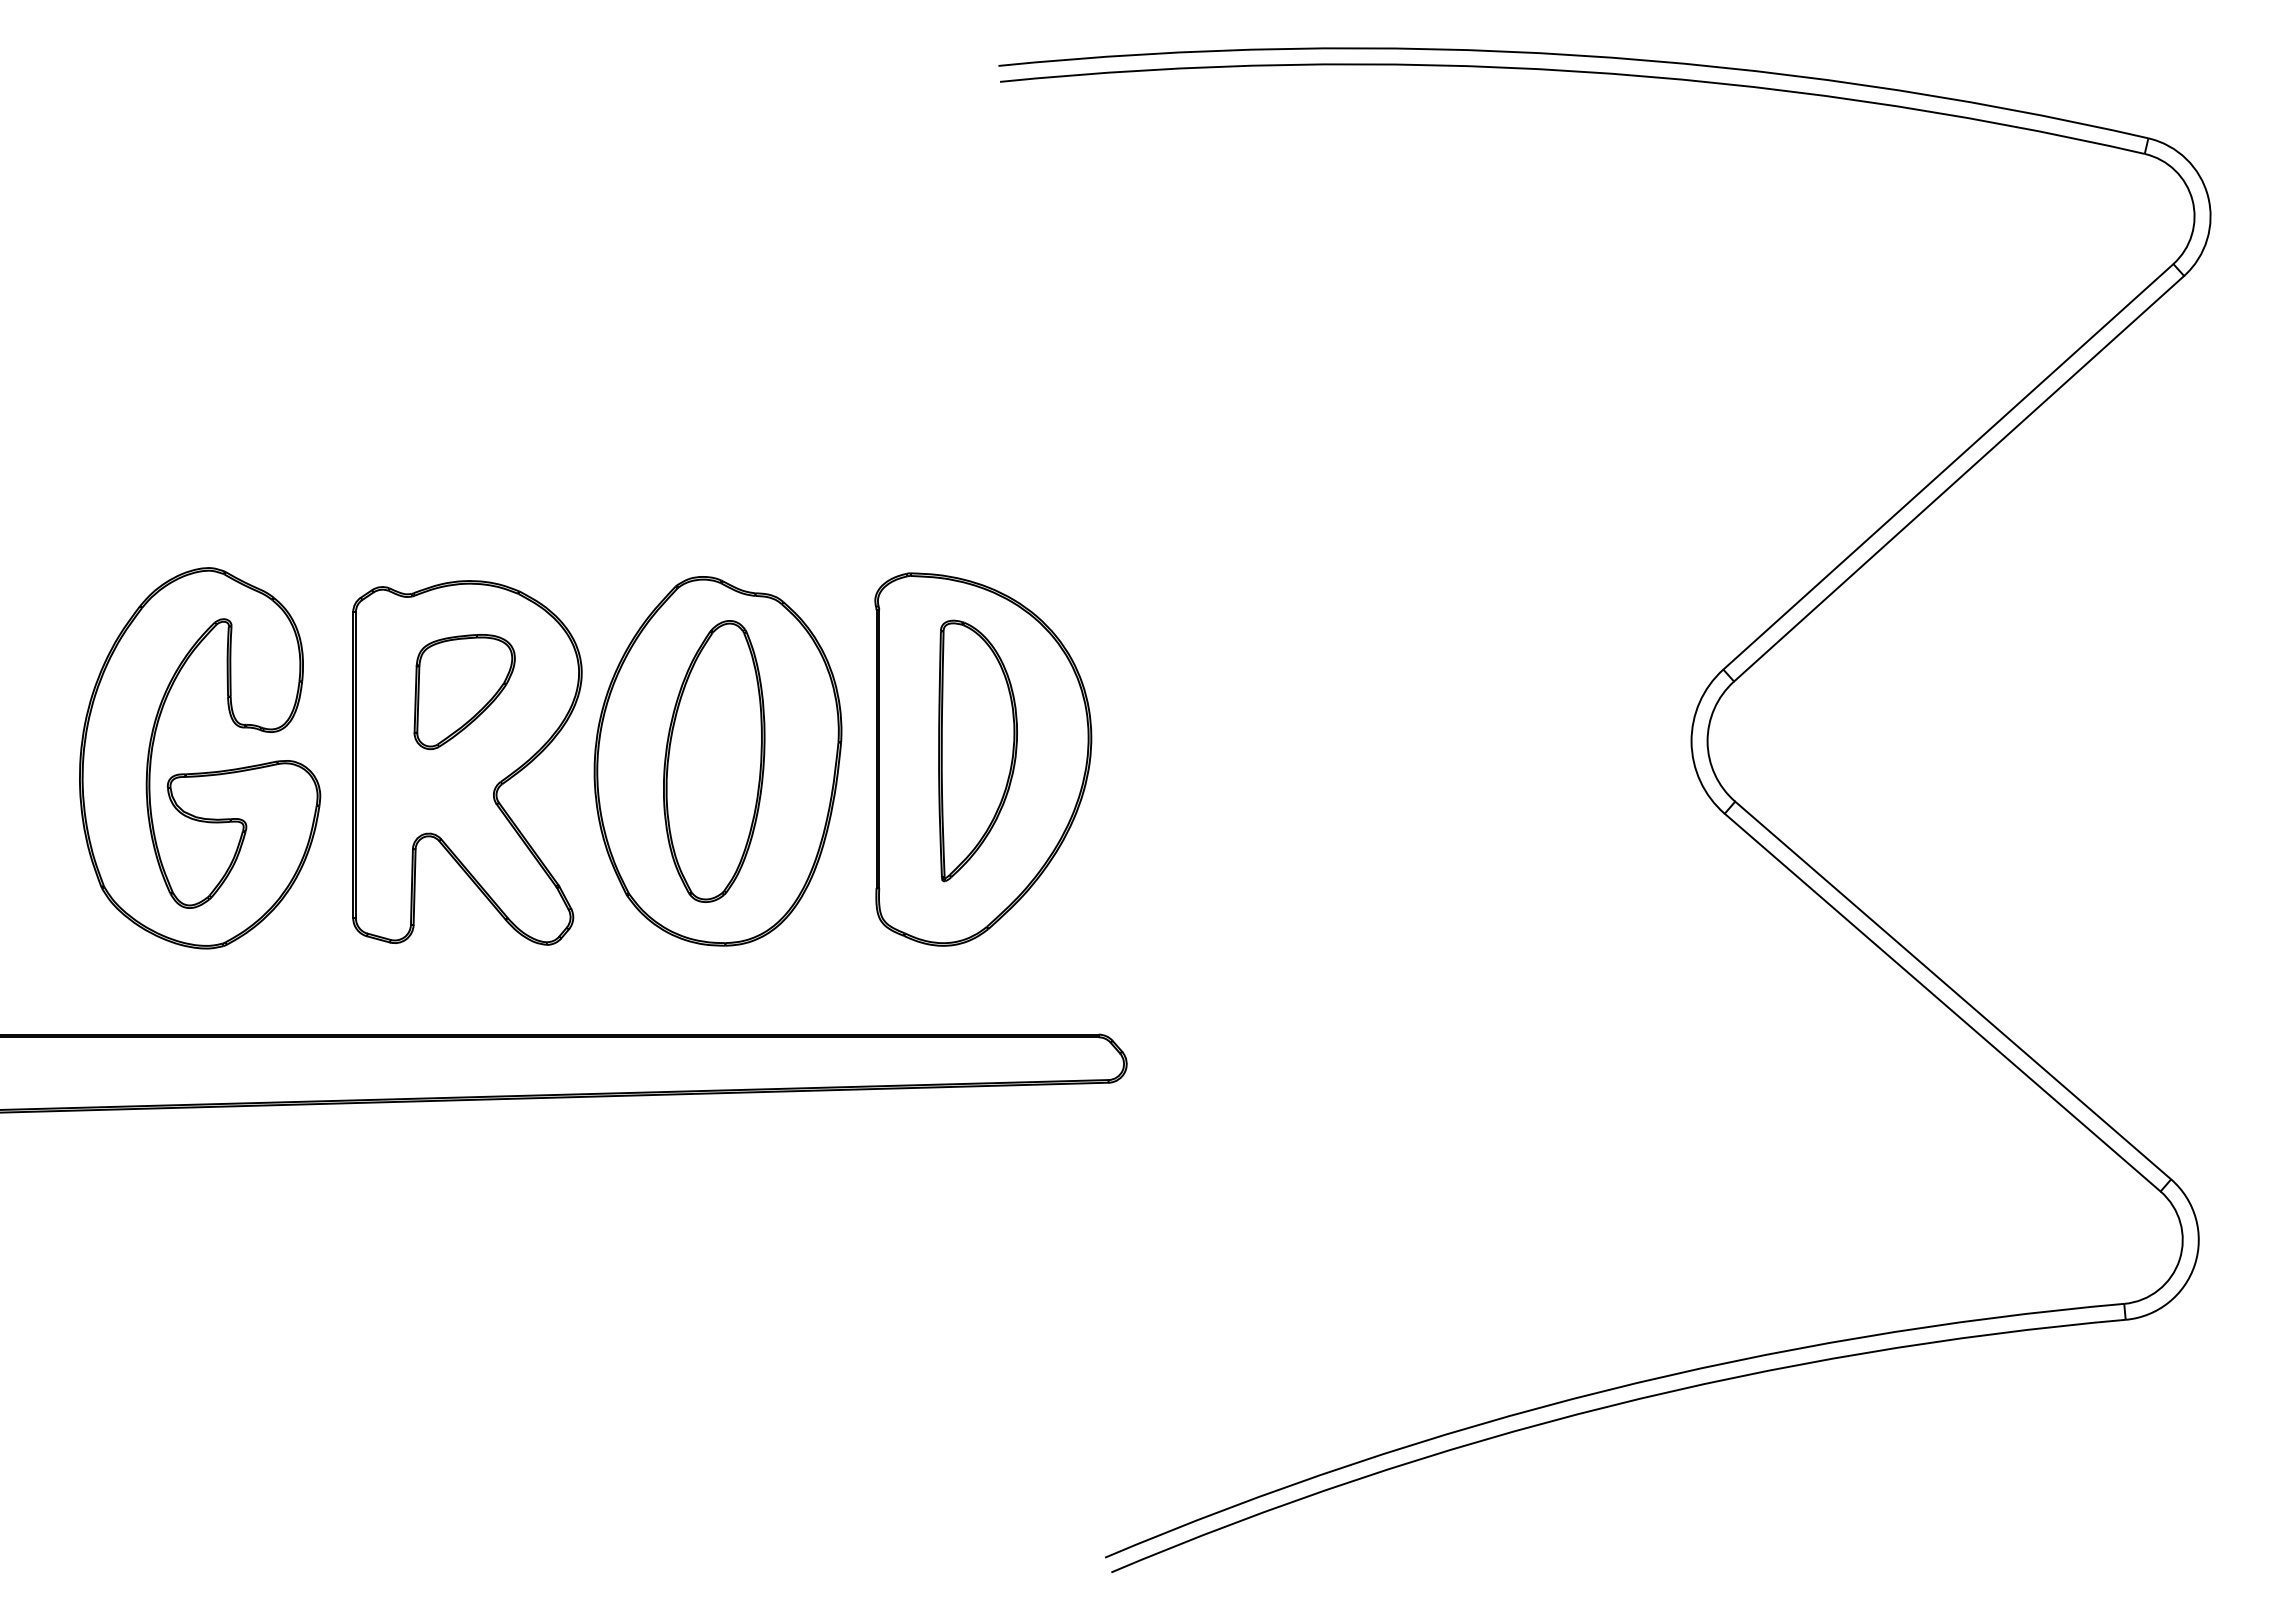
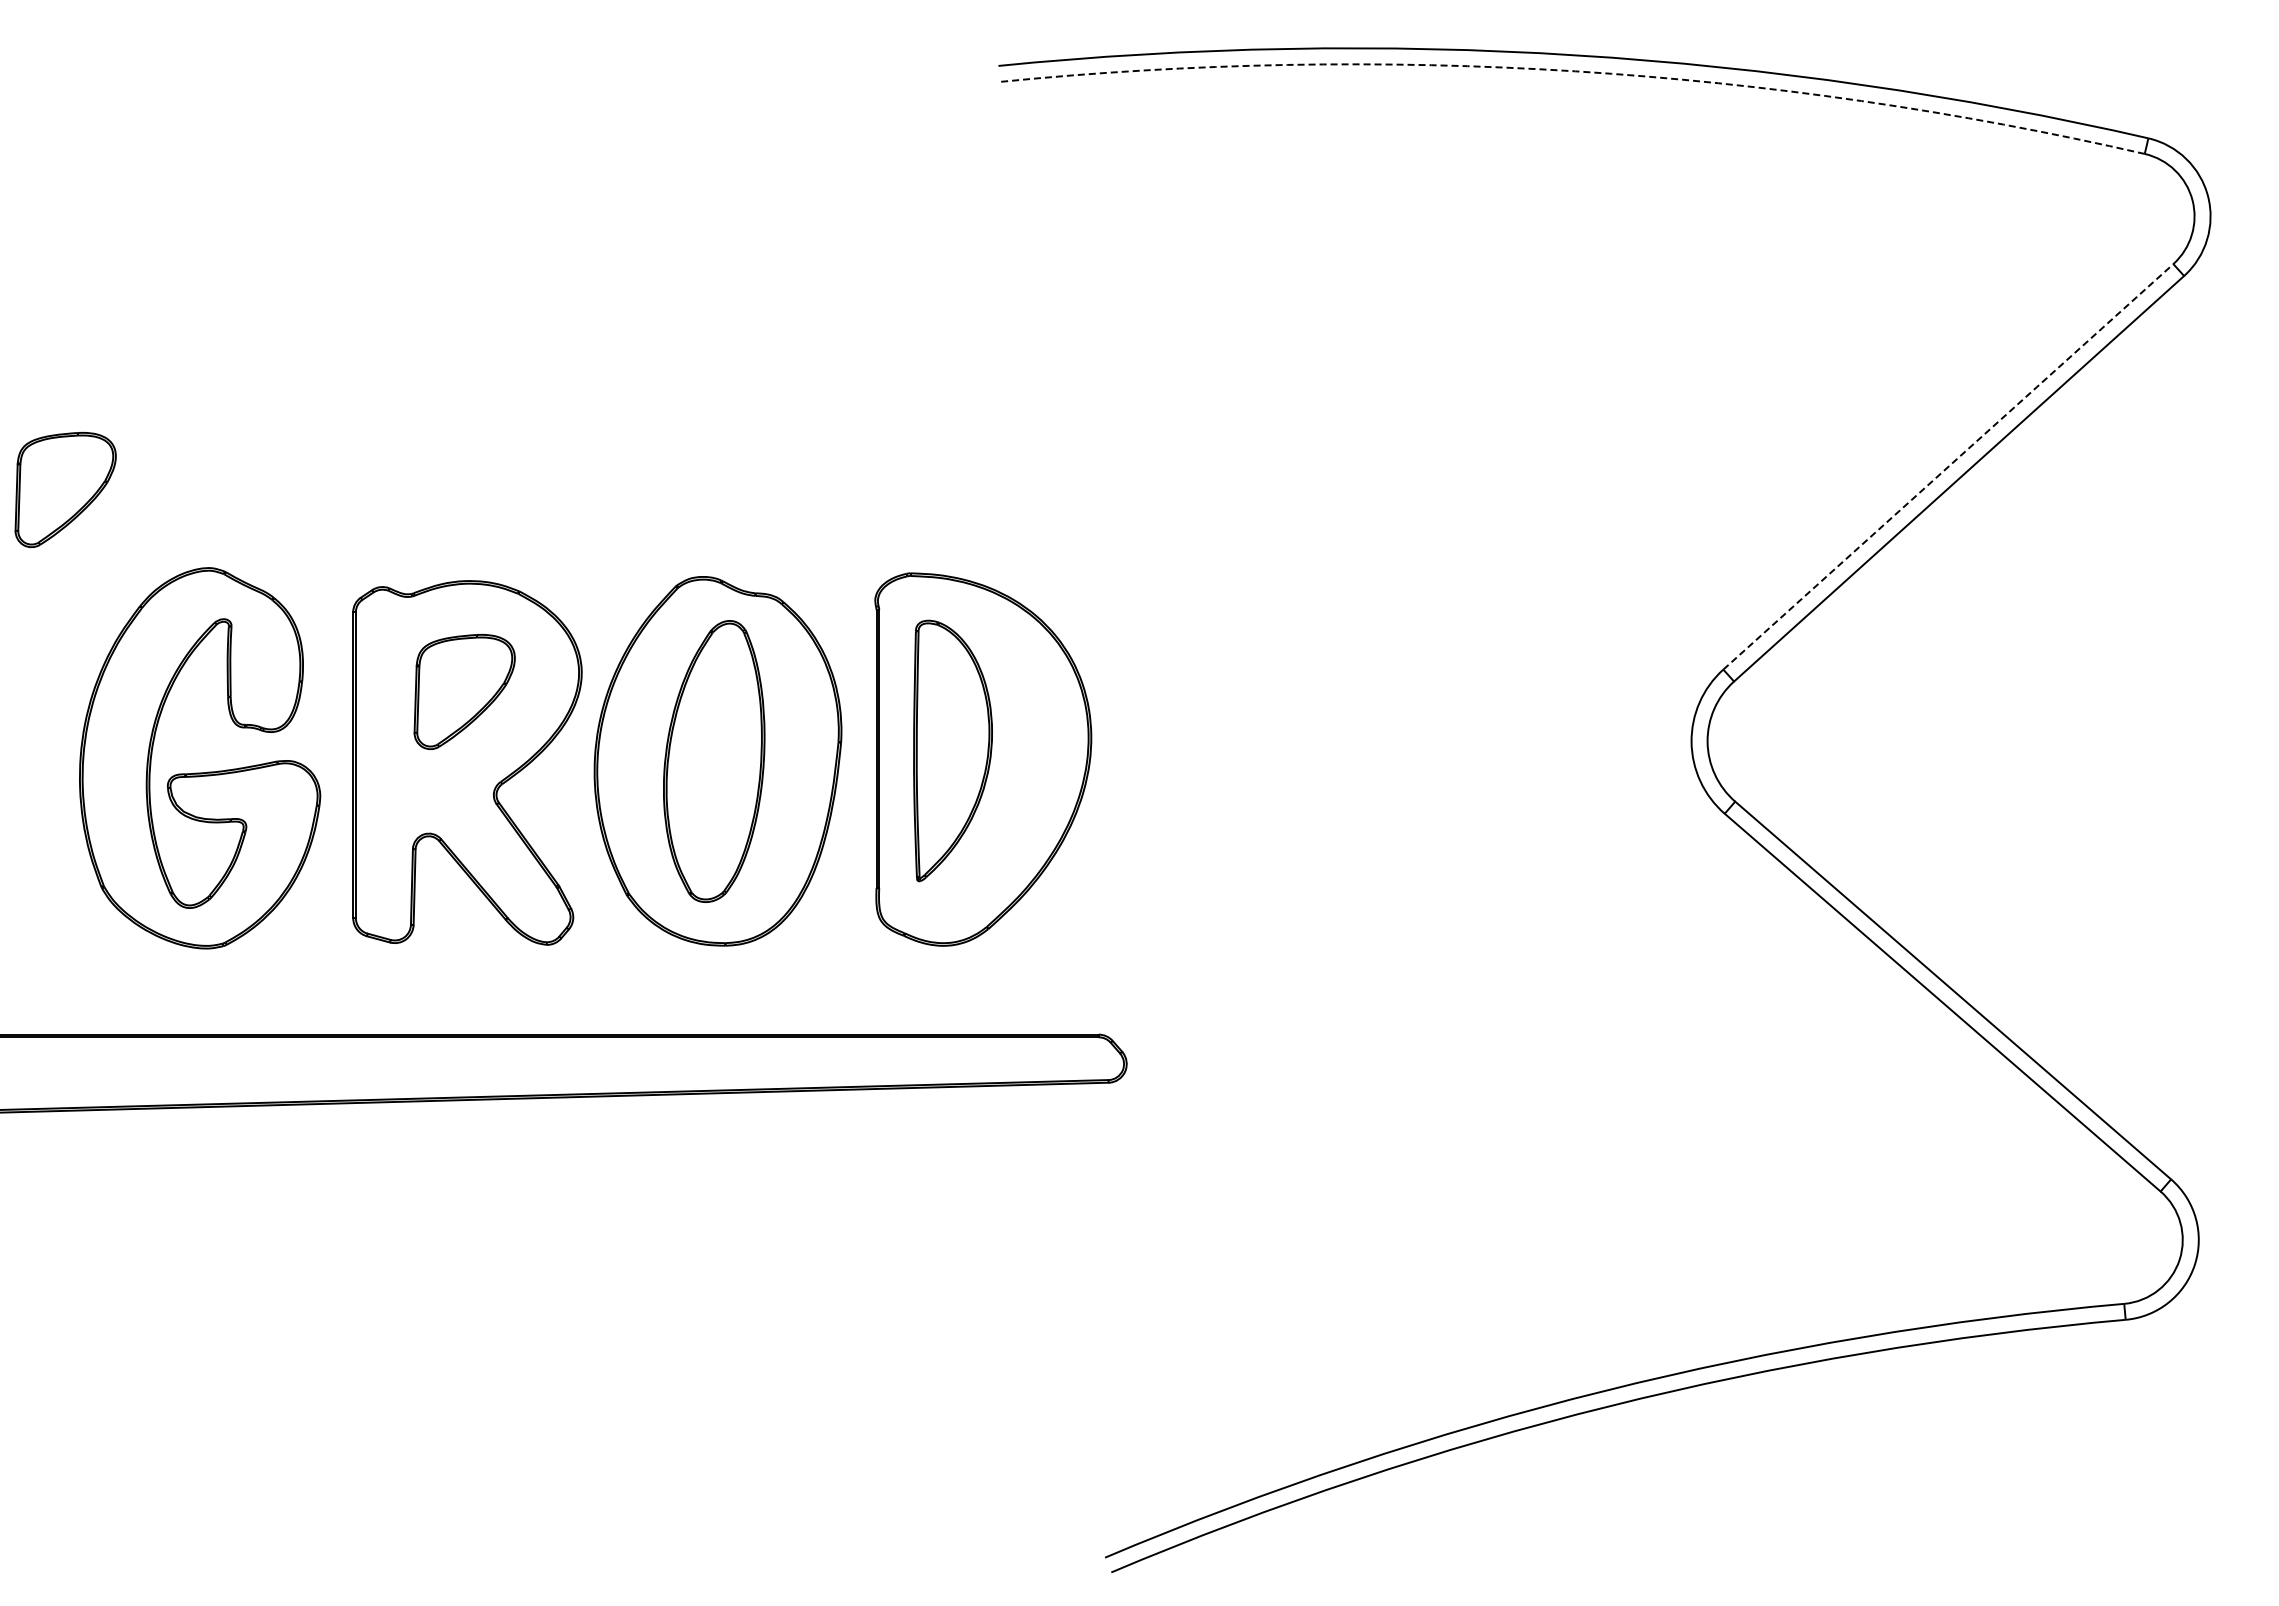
arc: solid -> dashed (1575, 71)
line: solid -> dashed (1948, 466)
part: none -> present (65, 490)
part position: (977, 750) -> (952, 750) (952, 750)
